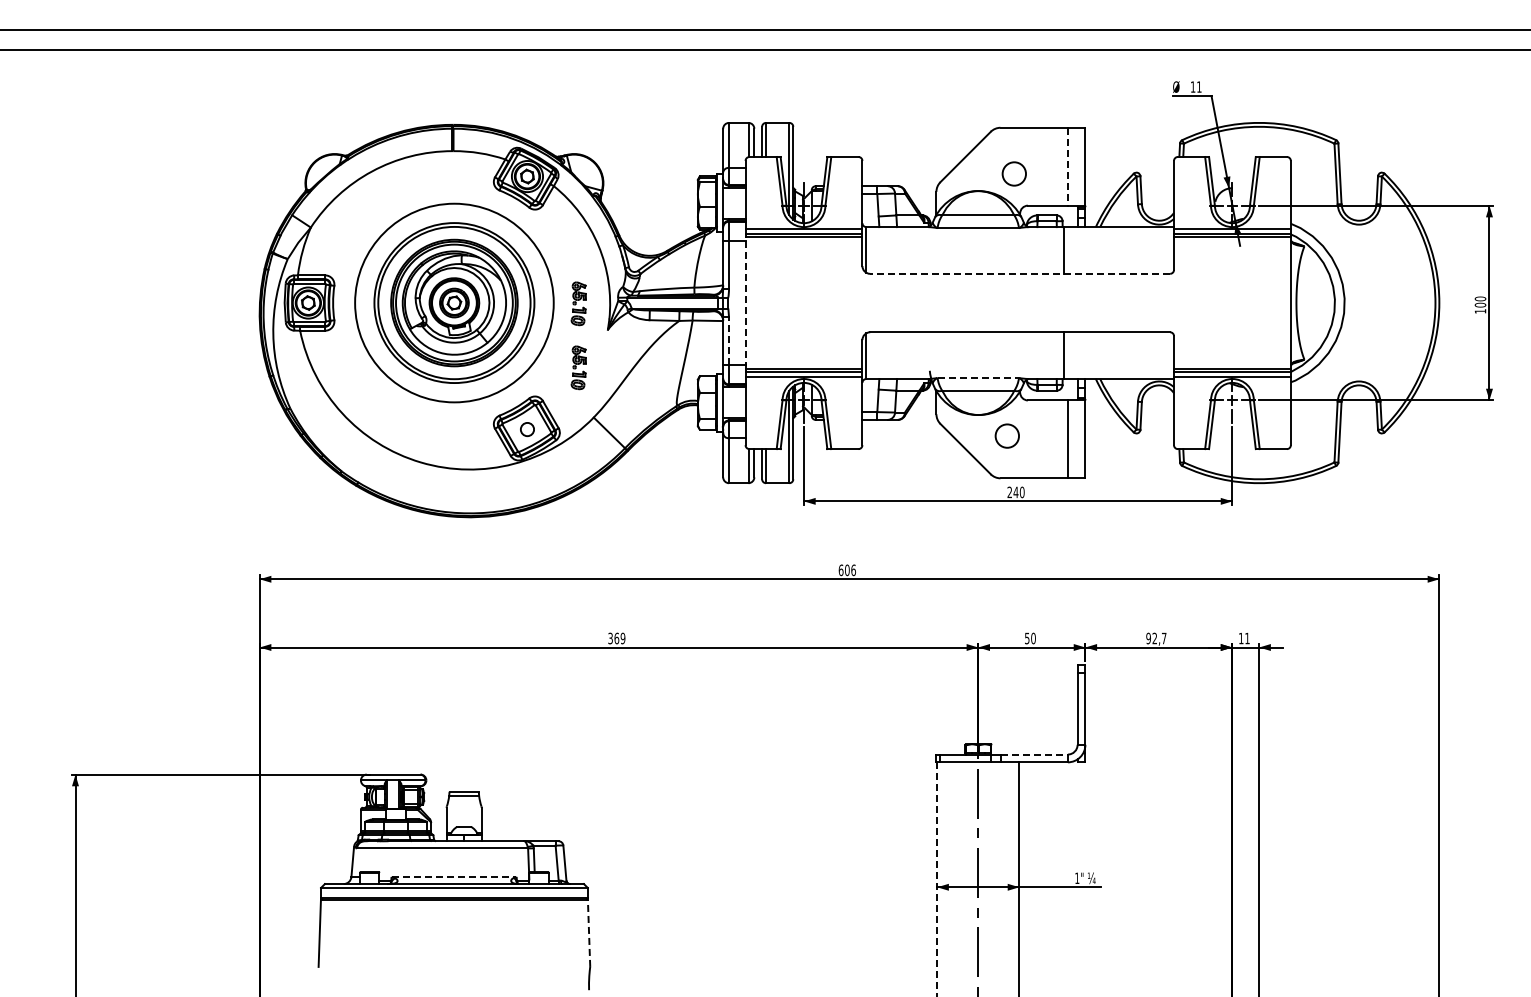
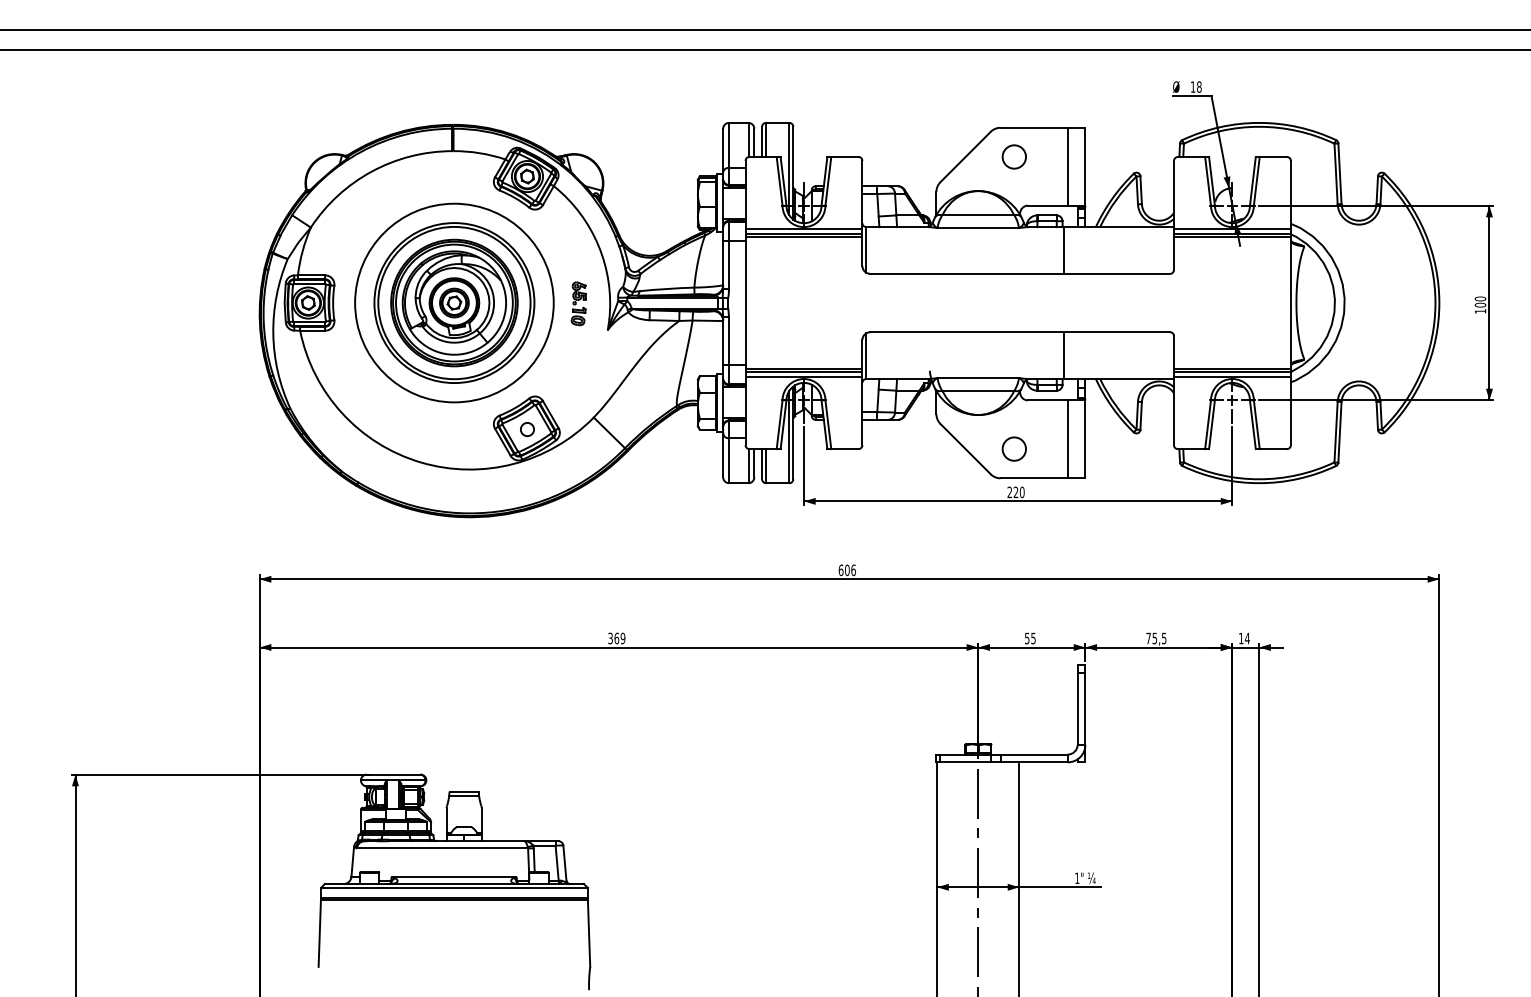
text: 11 -> 18 (1199, 86)
line: dashed -> solid (1067, 166)
circle position: (1013, 173) -> (1013, 156) (1013, 156)
line: dashed -> solid (1020, 273)
line: dashed -> solid (745, 303)
line: dashed -> solid (729, 341)
part: present -> none (578, 367)
line: dashed -> solid (978, 377)
circle position: (1006, 435) -> (1013, 448) (1013, 448)
text: 240 -> 220 (1015, 492)
text: 50 -> 55 (1033, 638)
text: 92,7 -> 75,5 (1156, 638)
text: 11 -> 14 (1246, 638)
line: dashed -> solid (1034, 754)
line: dashed -> solid (454, 876)
line: dashed -> solid (937, 879)
line: dashed -> solid (589, 933)
